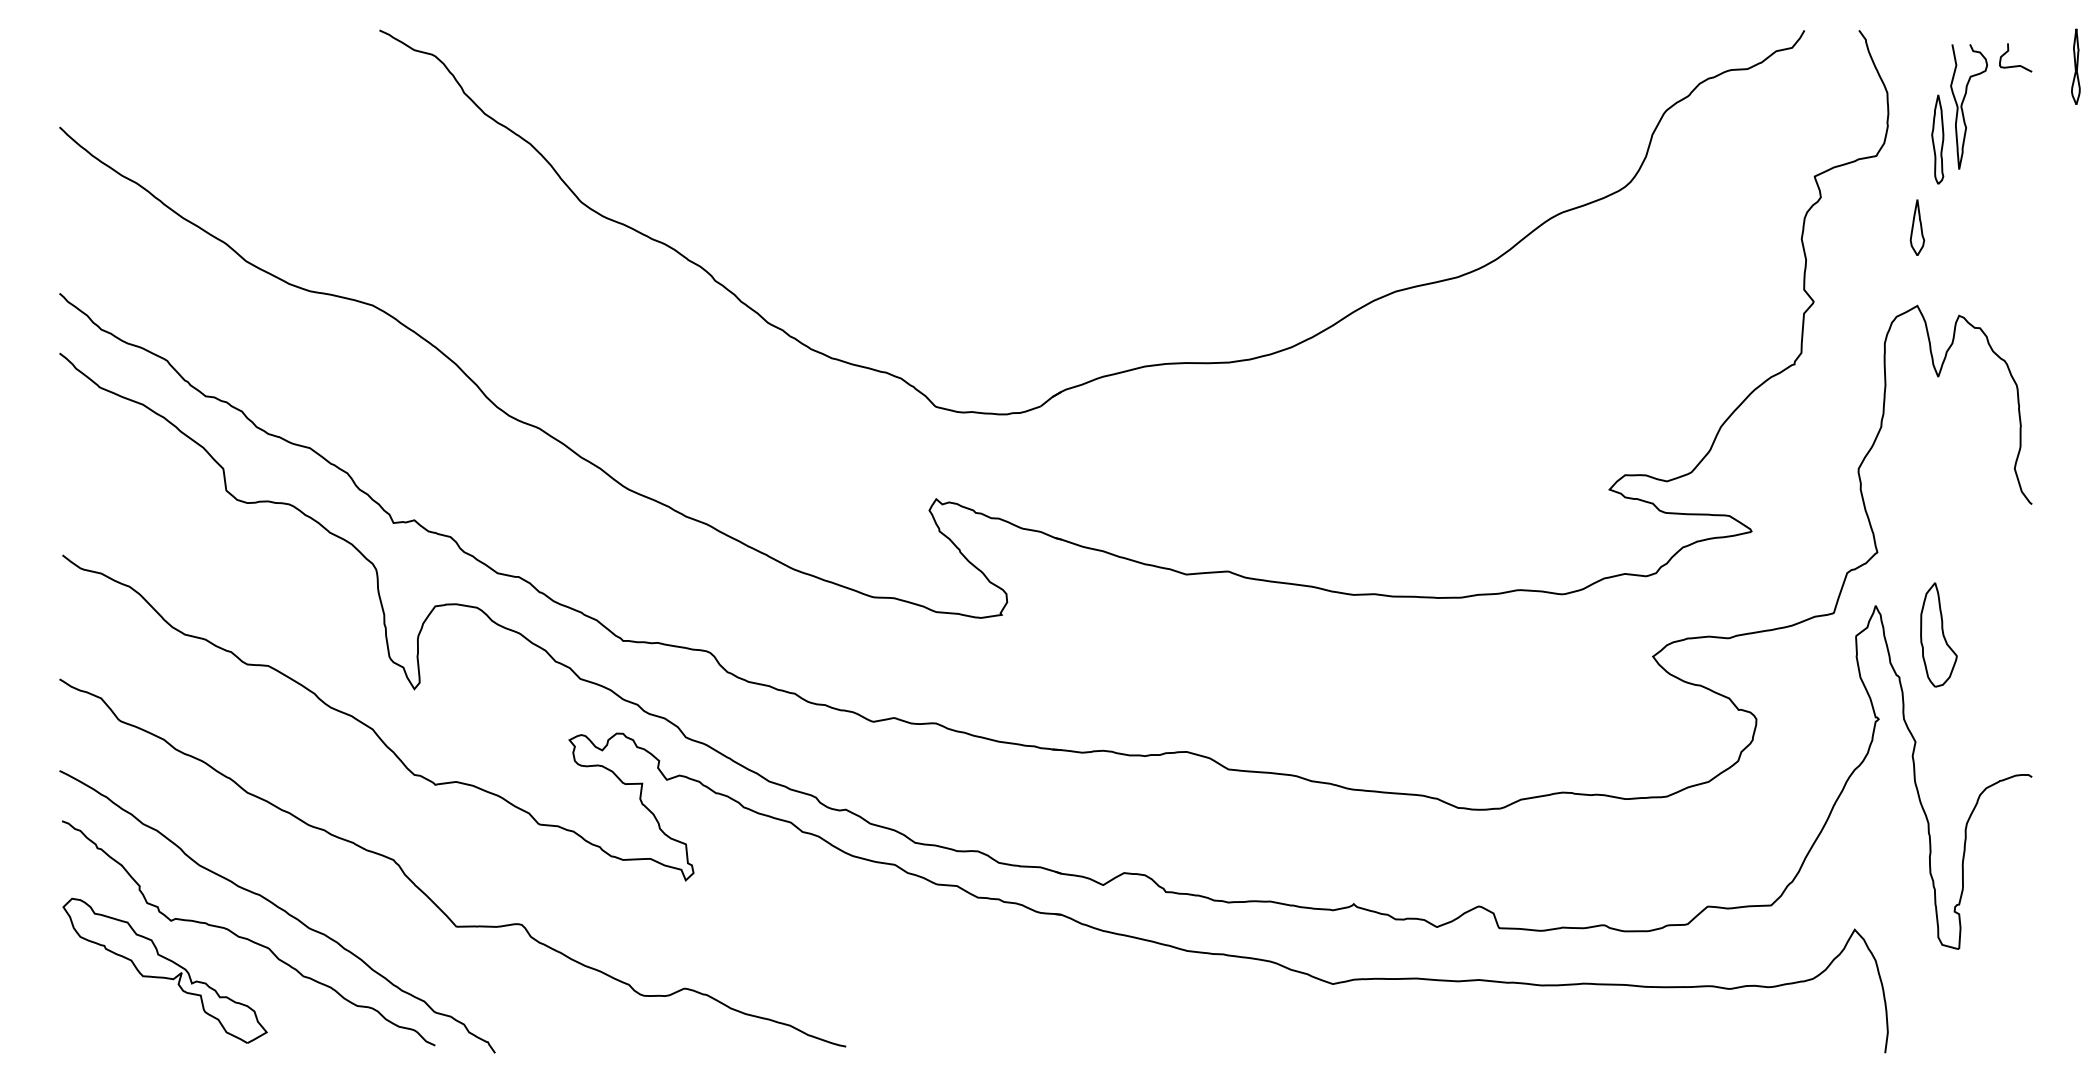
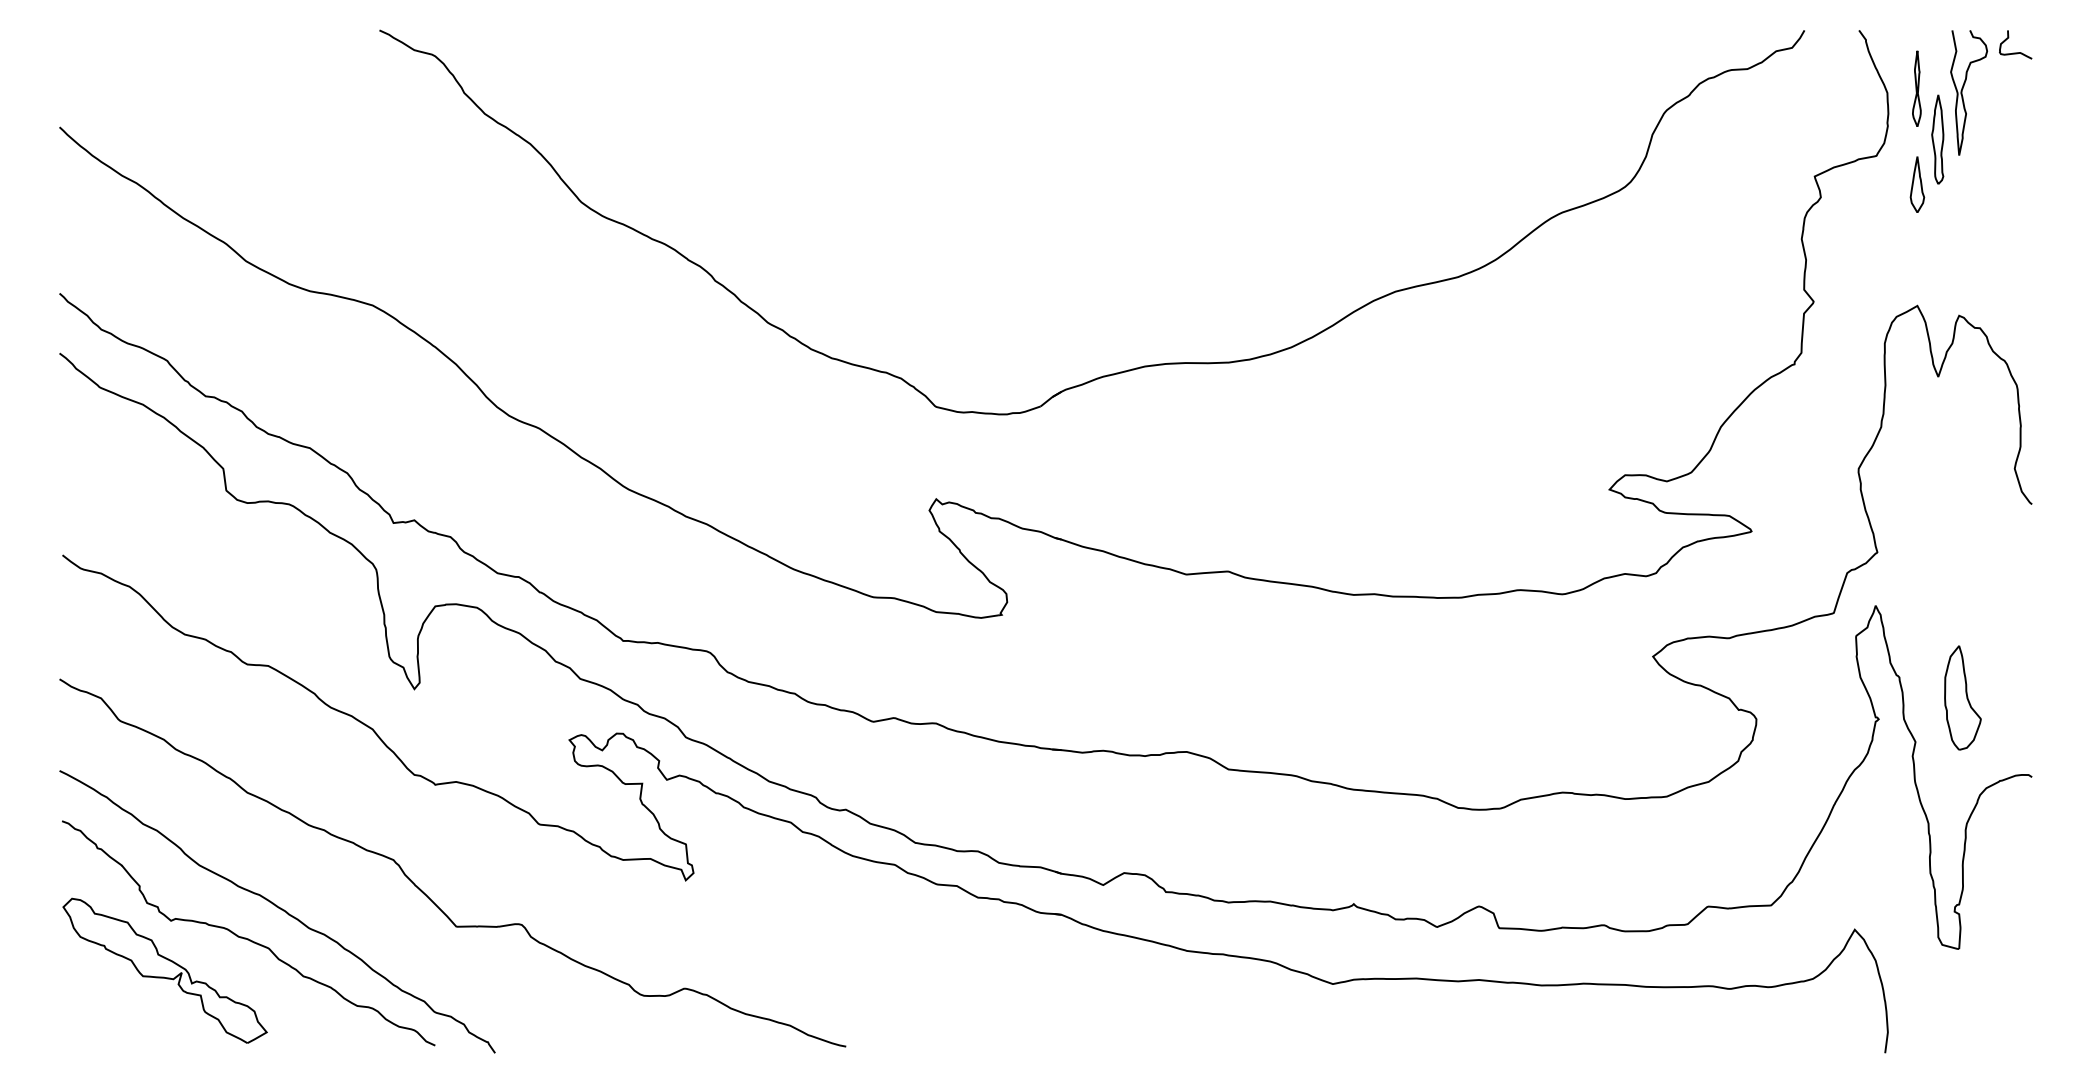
curve position: (2015, 65) -> (2015, 52) (2015, 52)
part position: (2075, 66) -> (1916, 88) (1916, 88)
curve position: (1963, 103) -> (1963, 89) (1963, 89)
part position: (1917, 227) -> (1917, 184) (1917, 184)
part position: (1938, 634) -> (1962, 697) (1962, 697)
